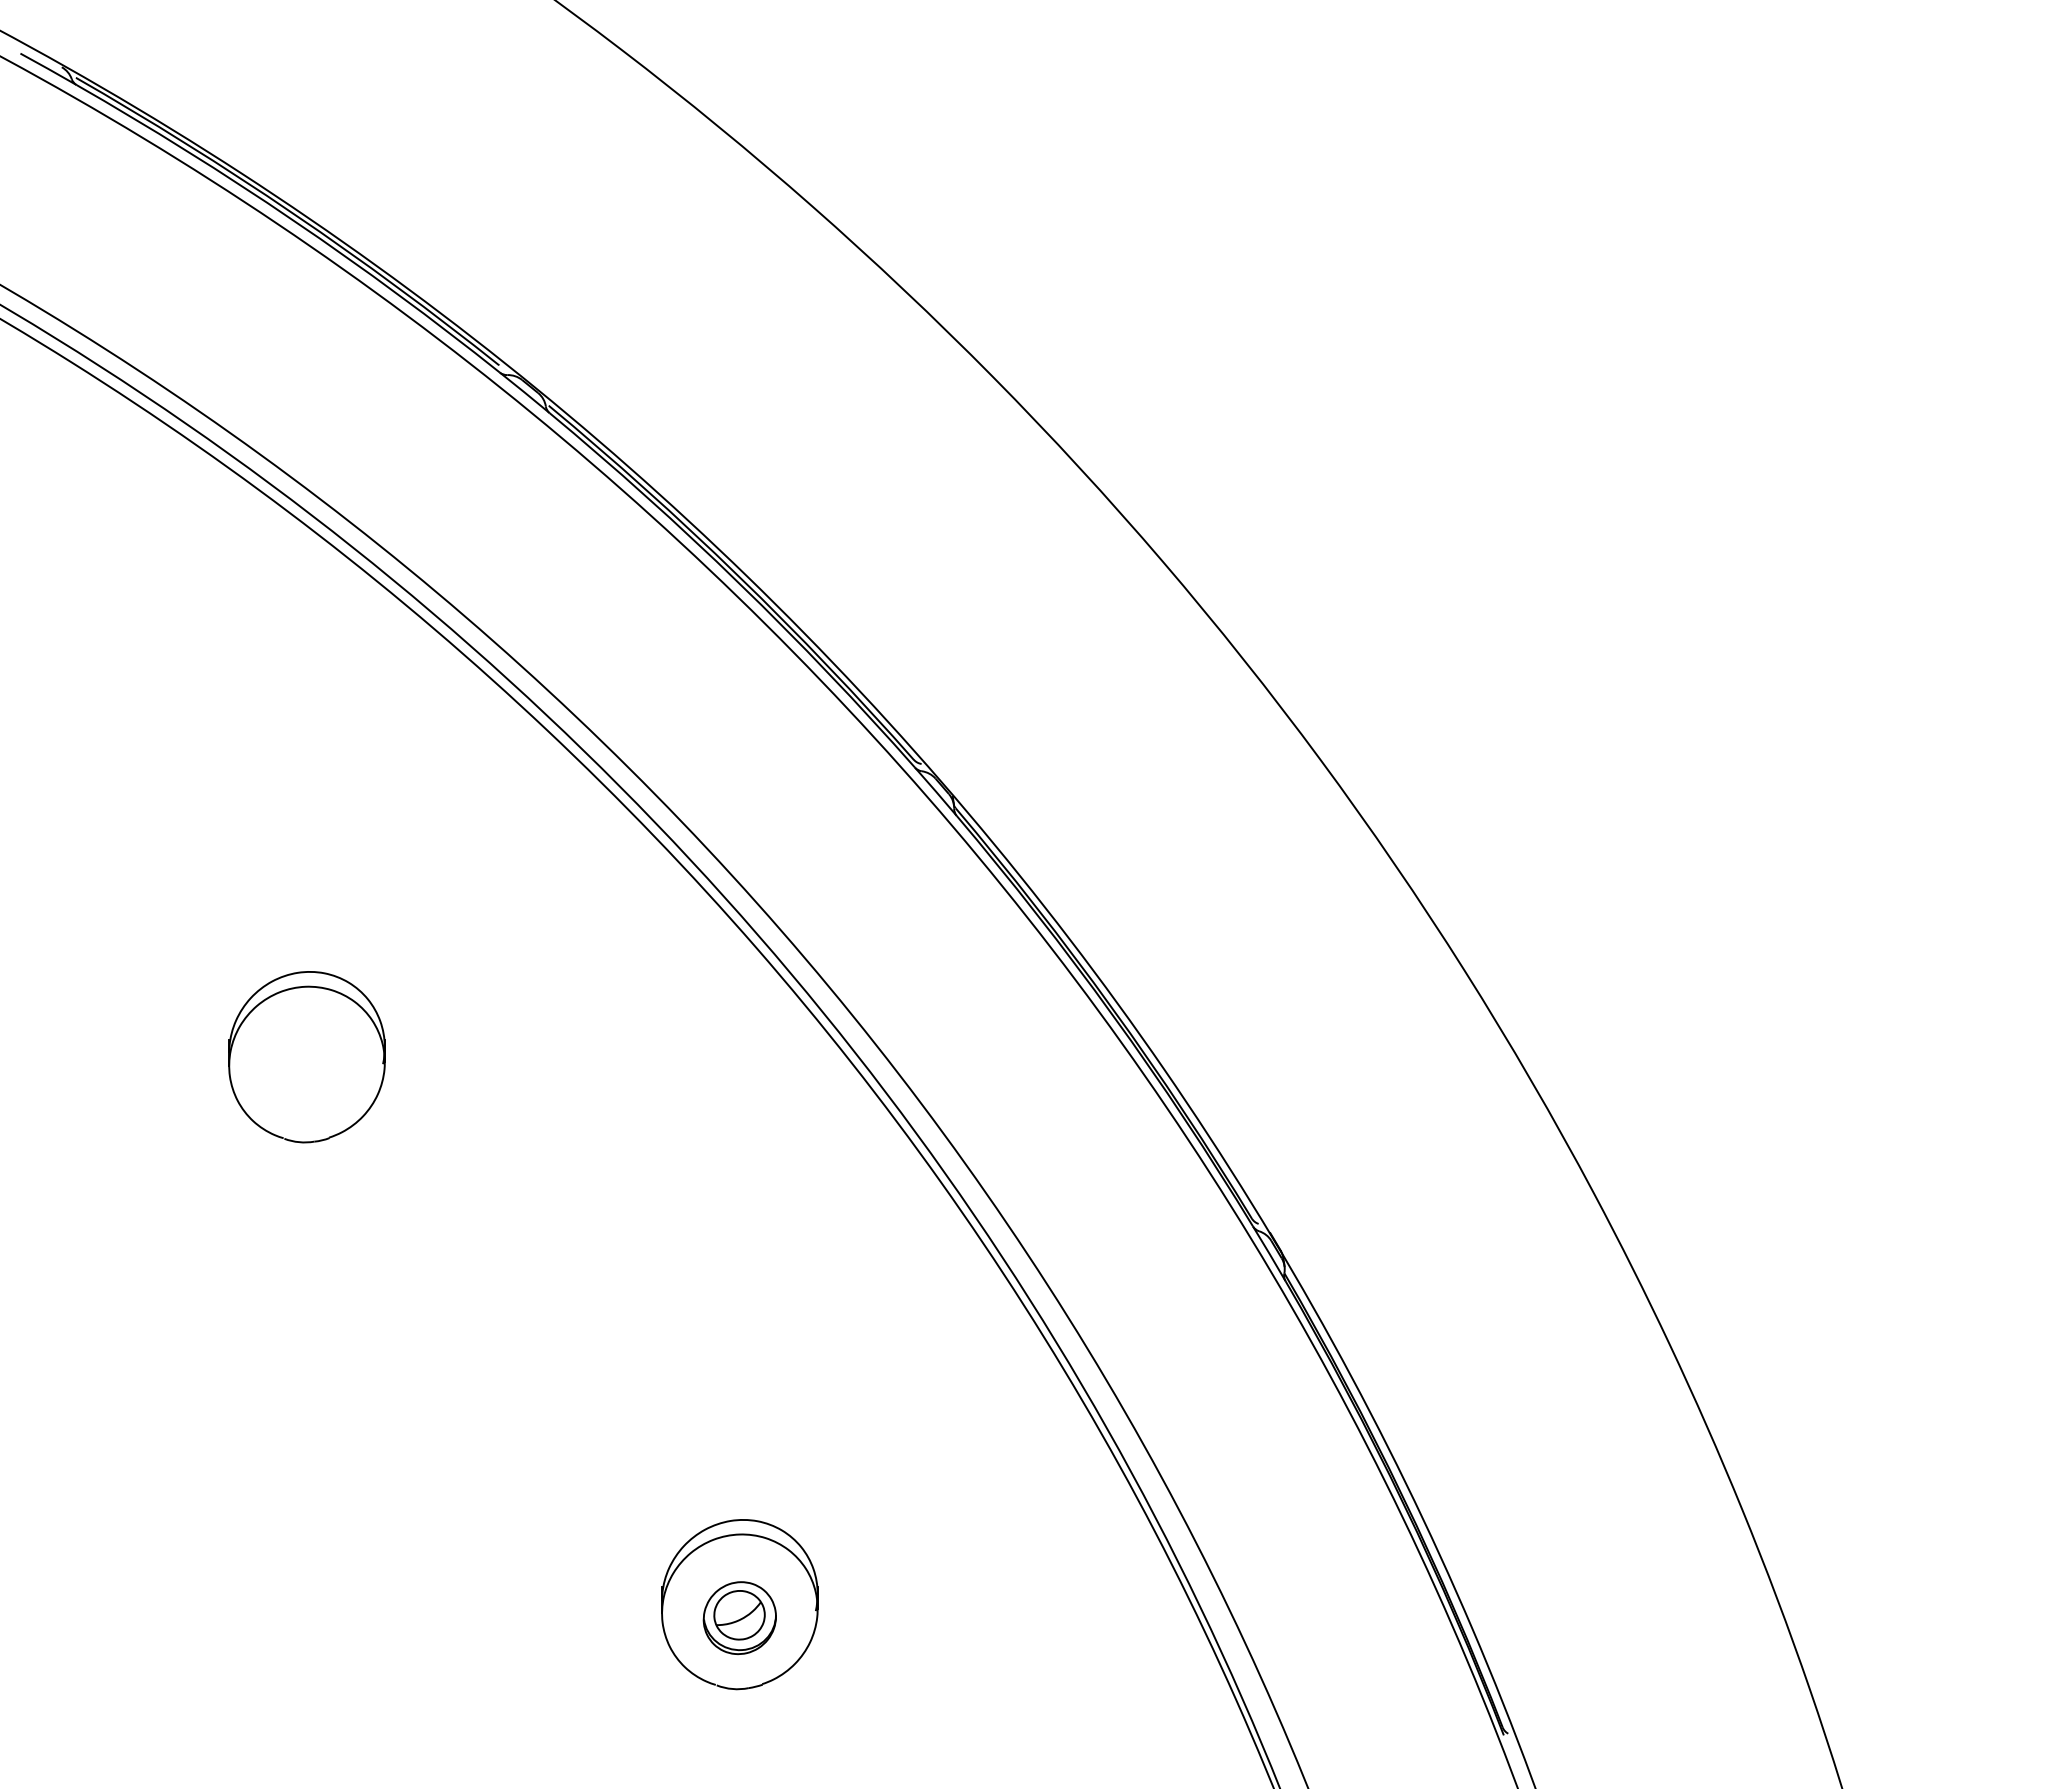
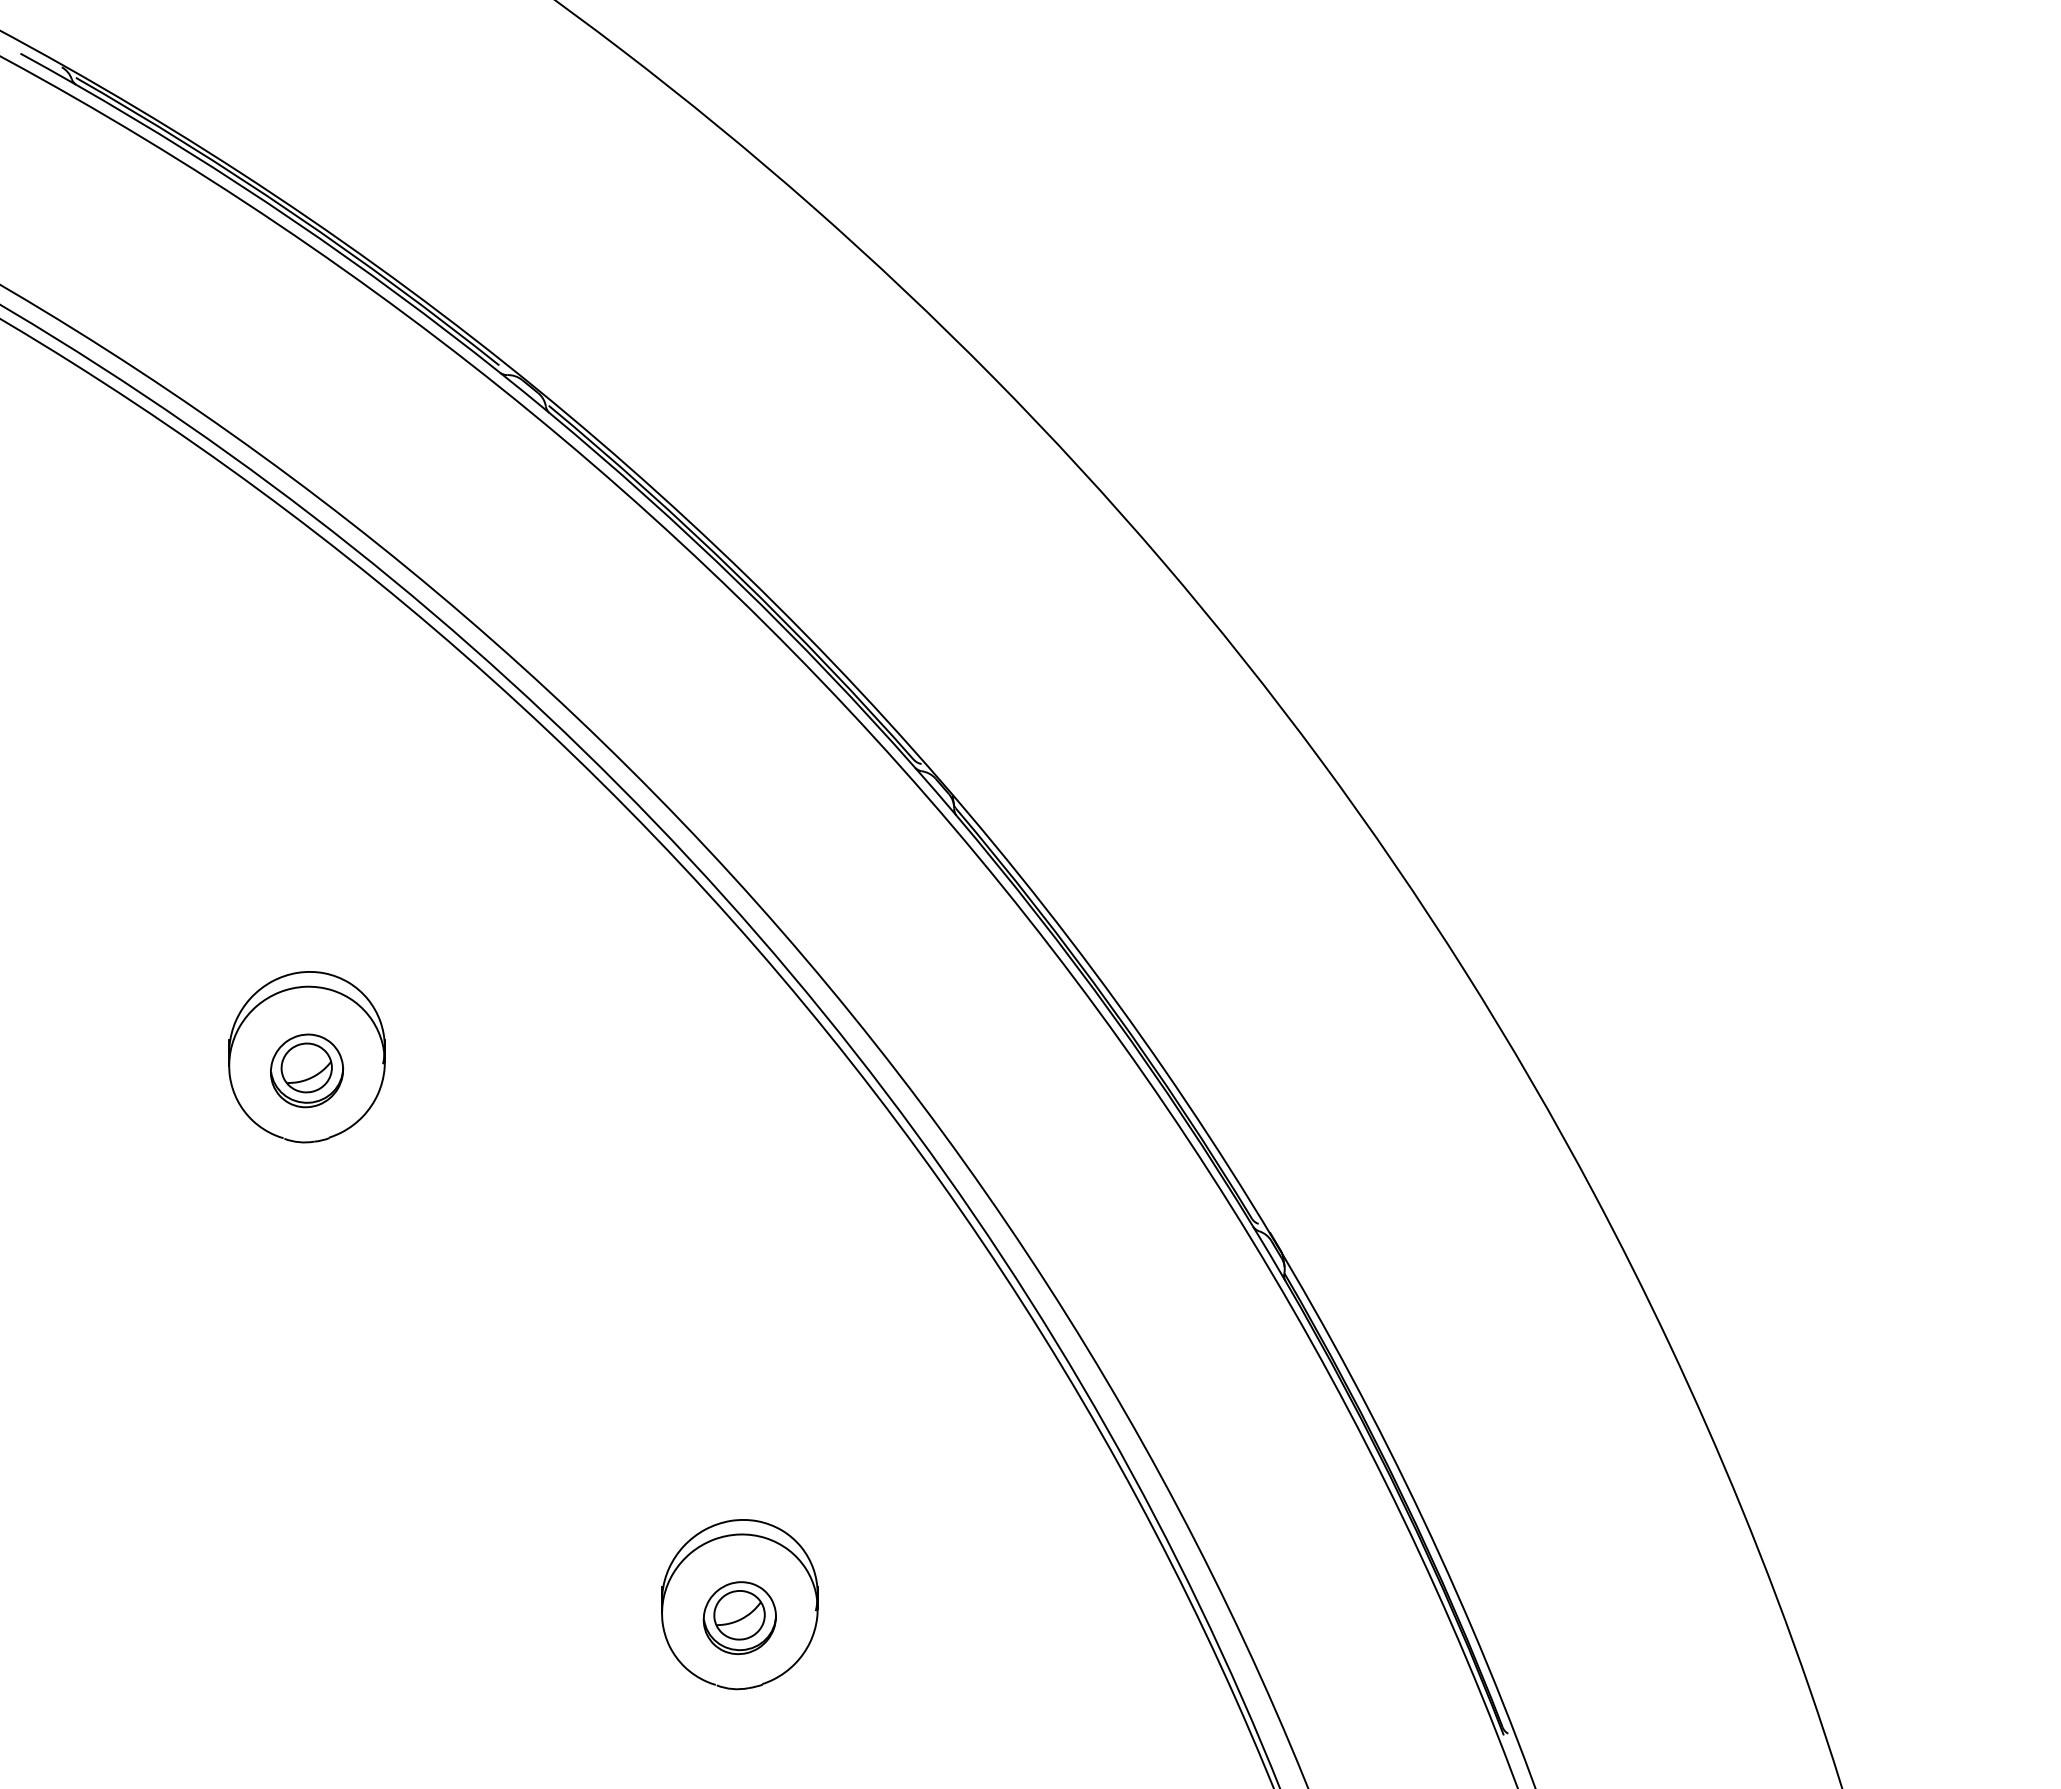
part: none -> present (307, 1070)
